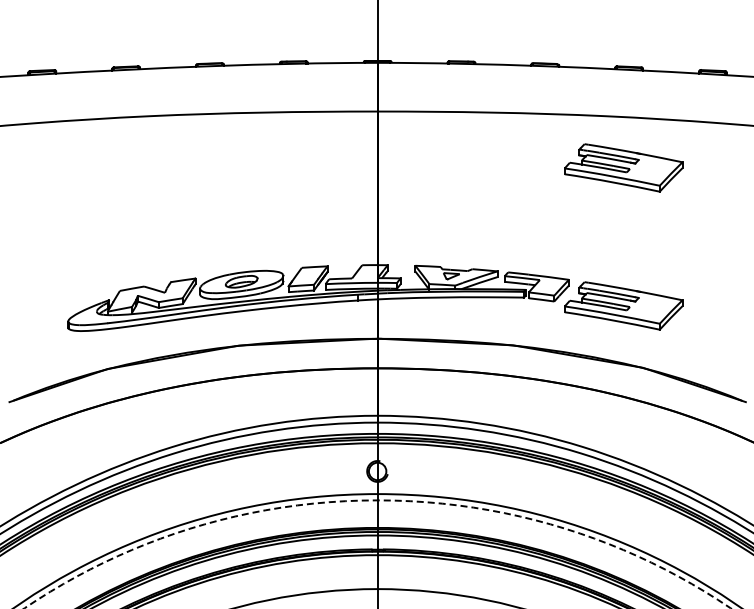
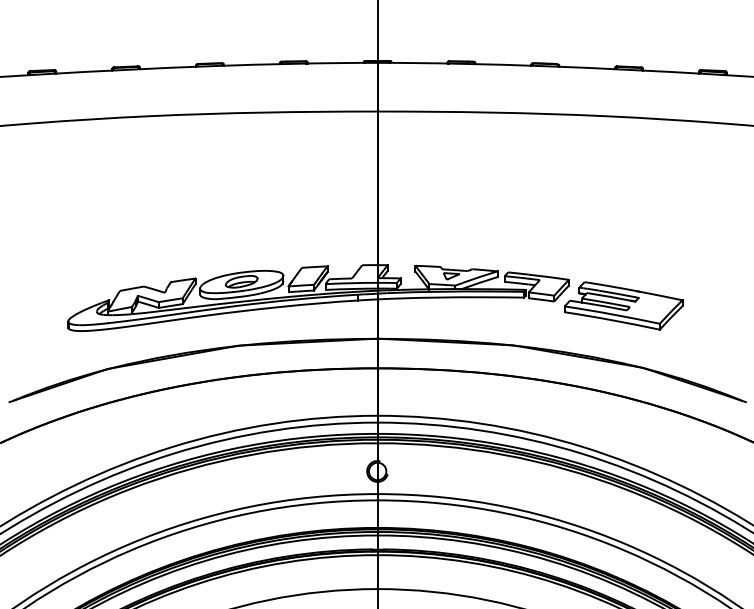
part: present -> none (623, 167)
circle: dashed -> solid (377, 554)
